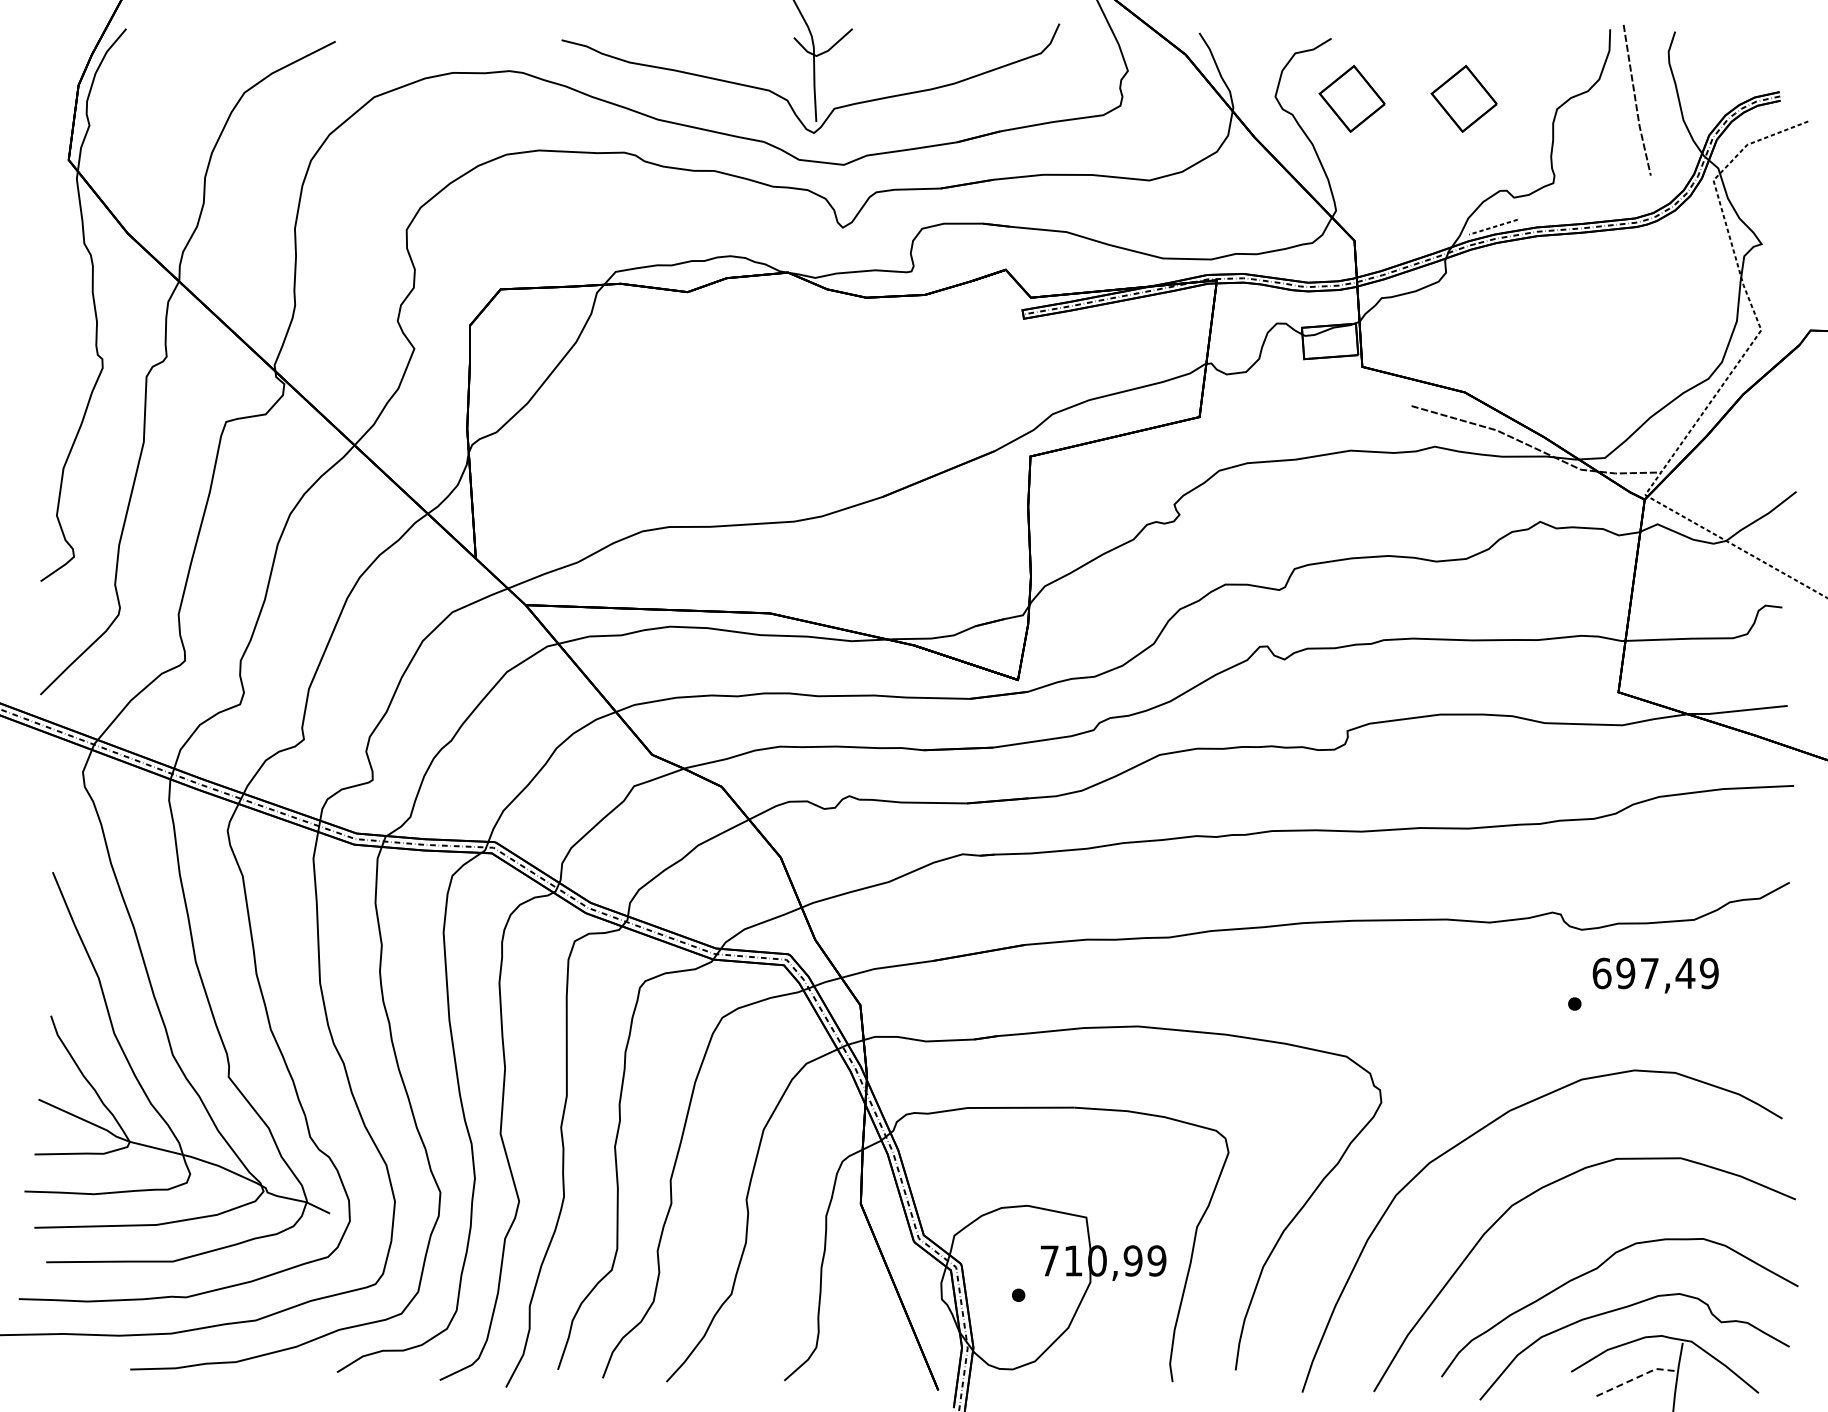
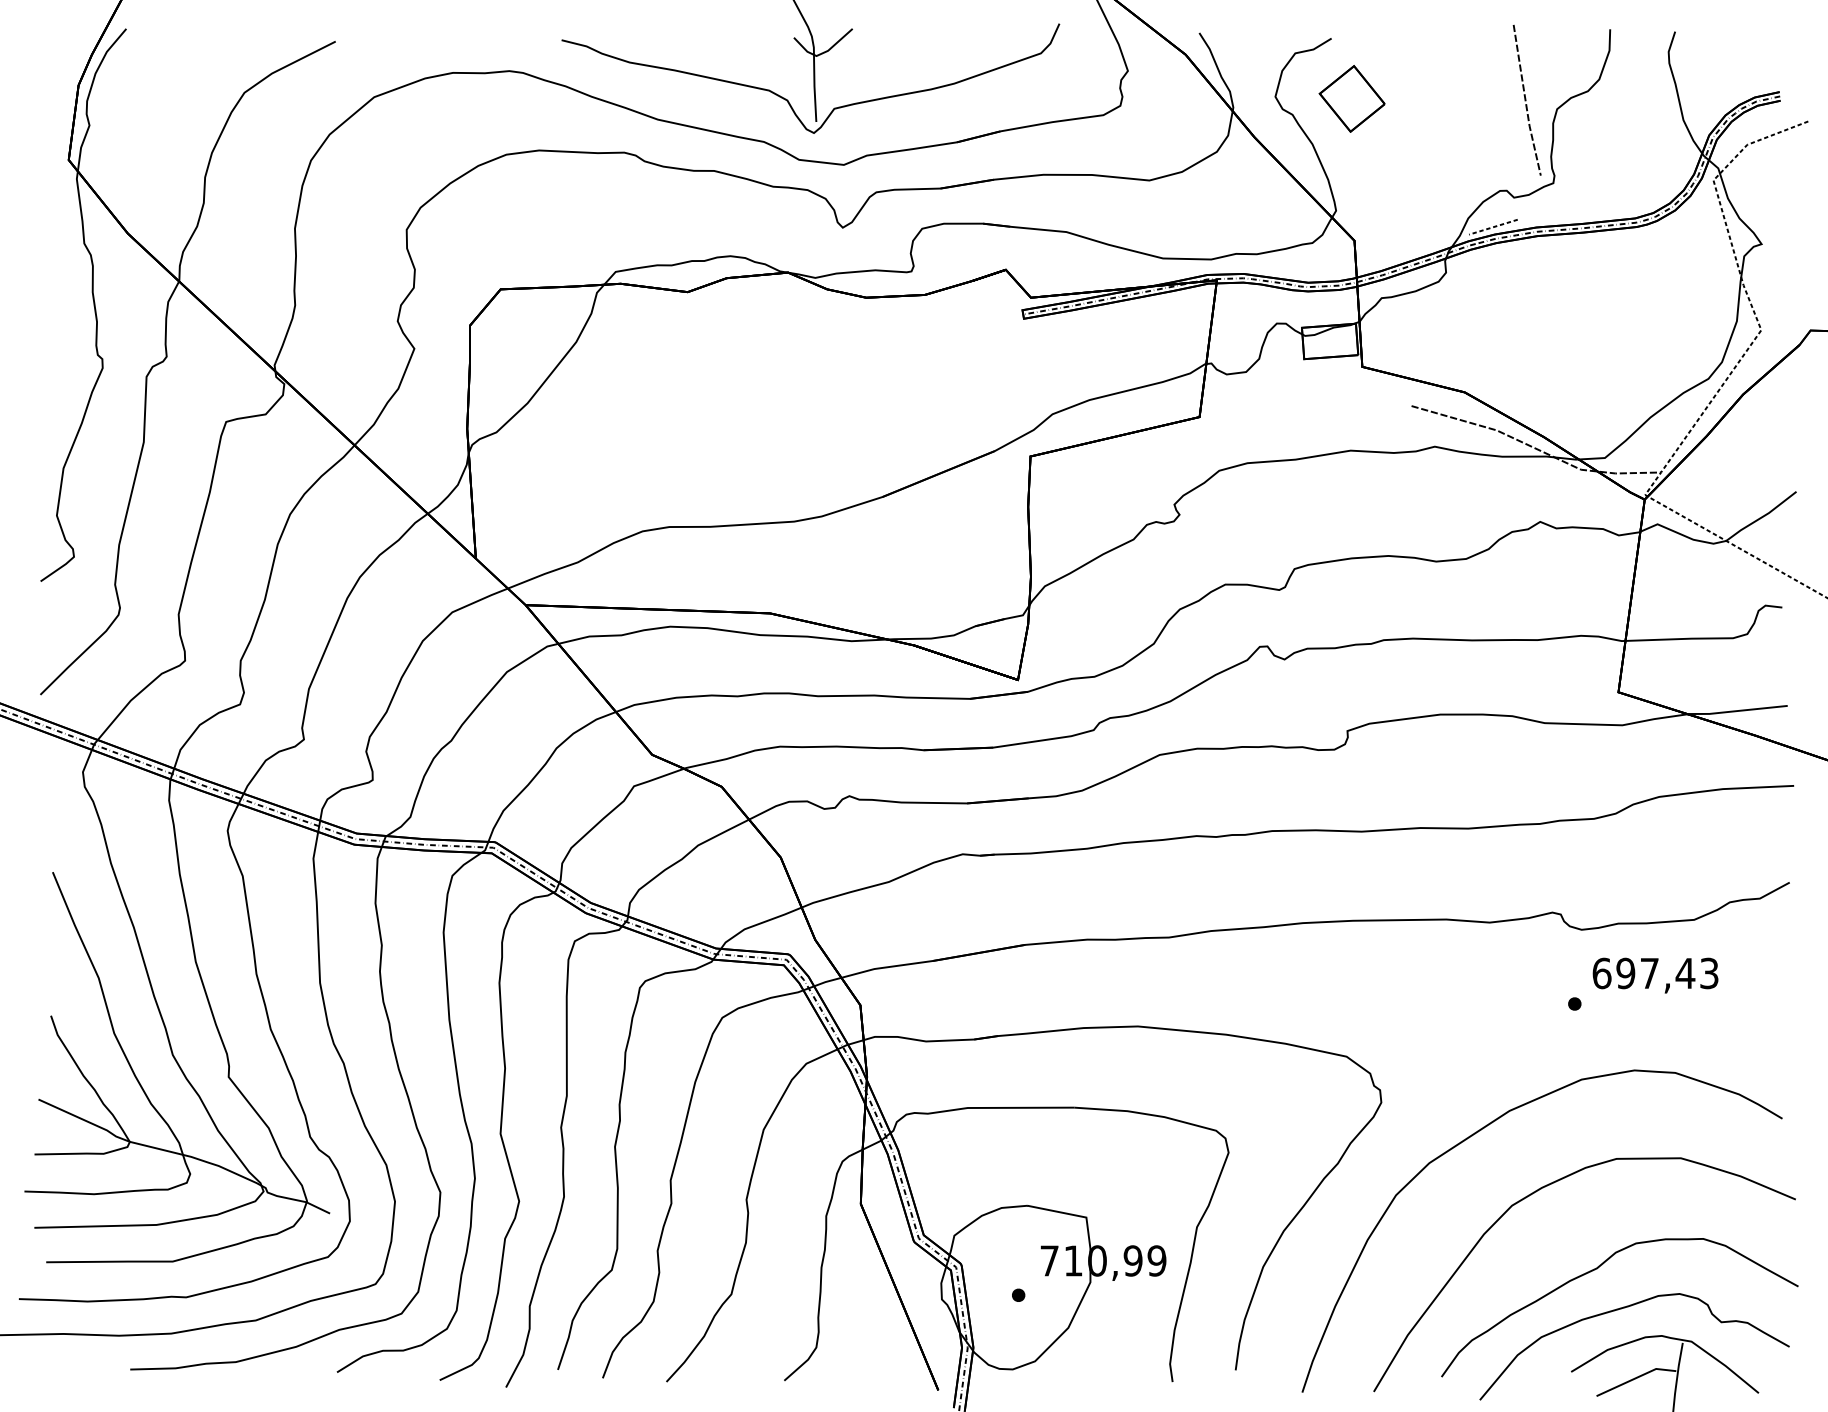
part: present -> none (1463, 98)
line position: (1636, 99) -> (1526, 99) (1526, 99)
text: 697,49 -> 697,43 (1709, 973)
line: dashed -> solid (1636, 1378)
